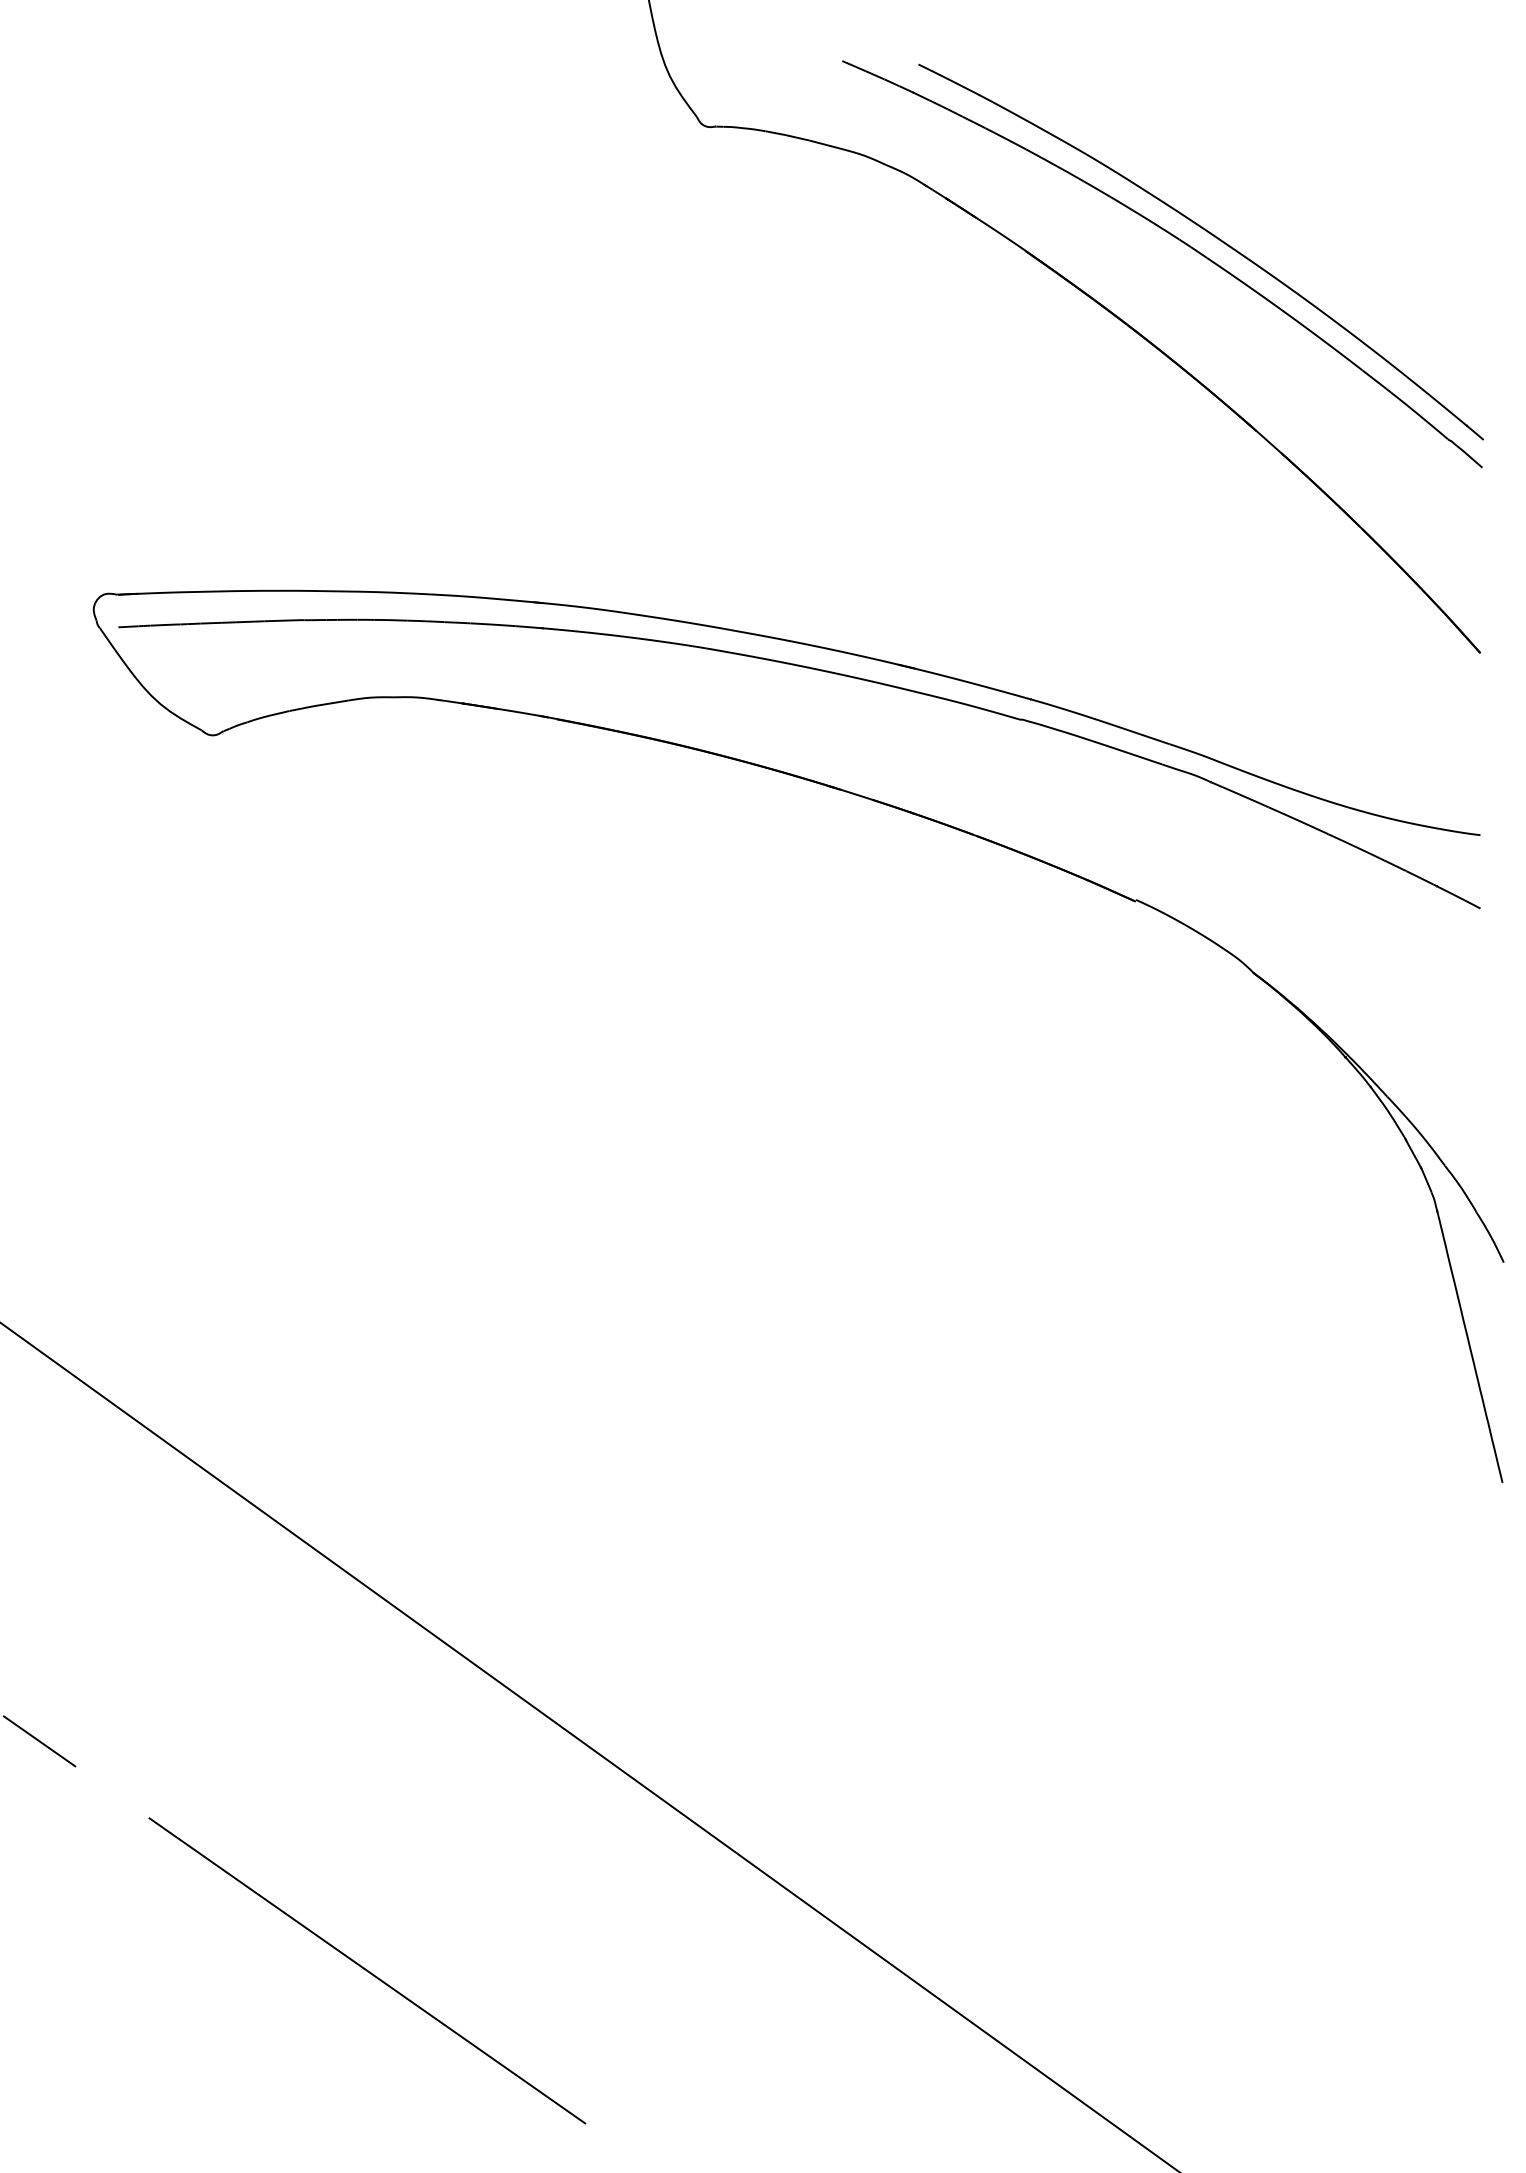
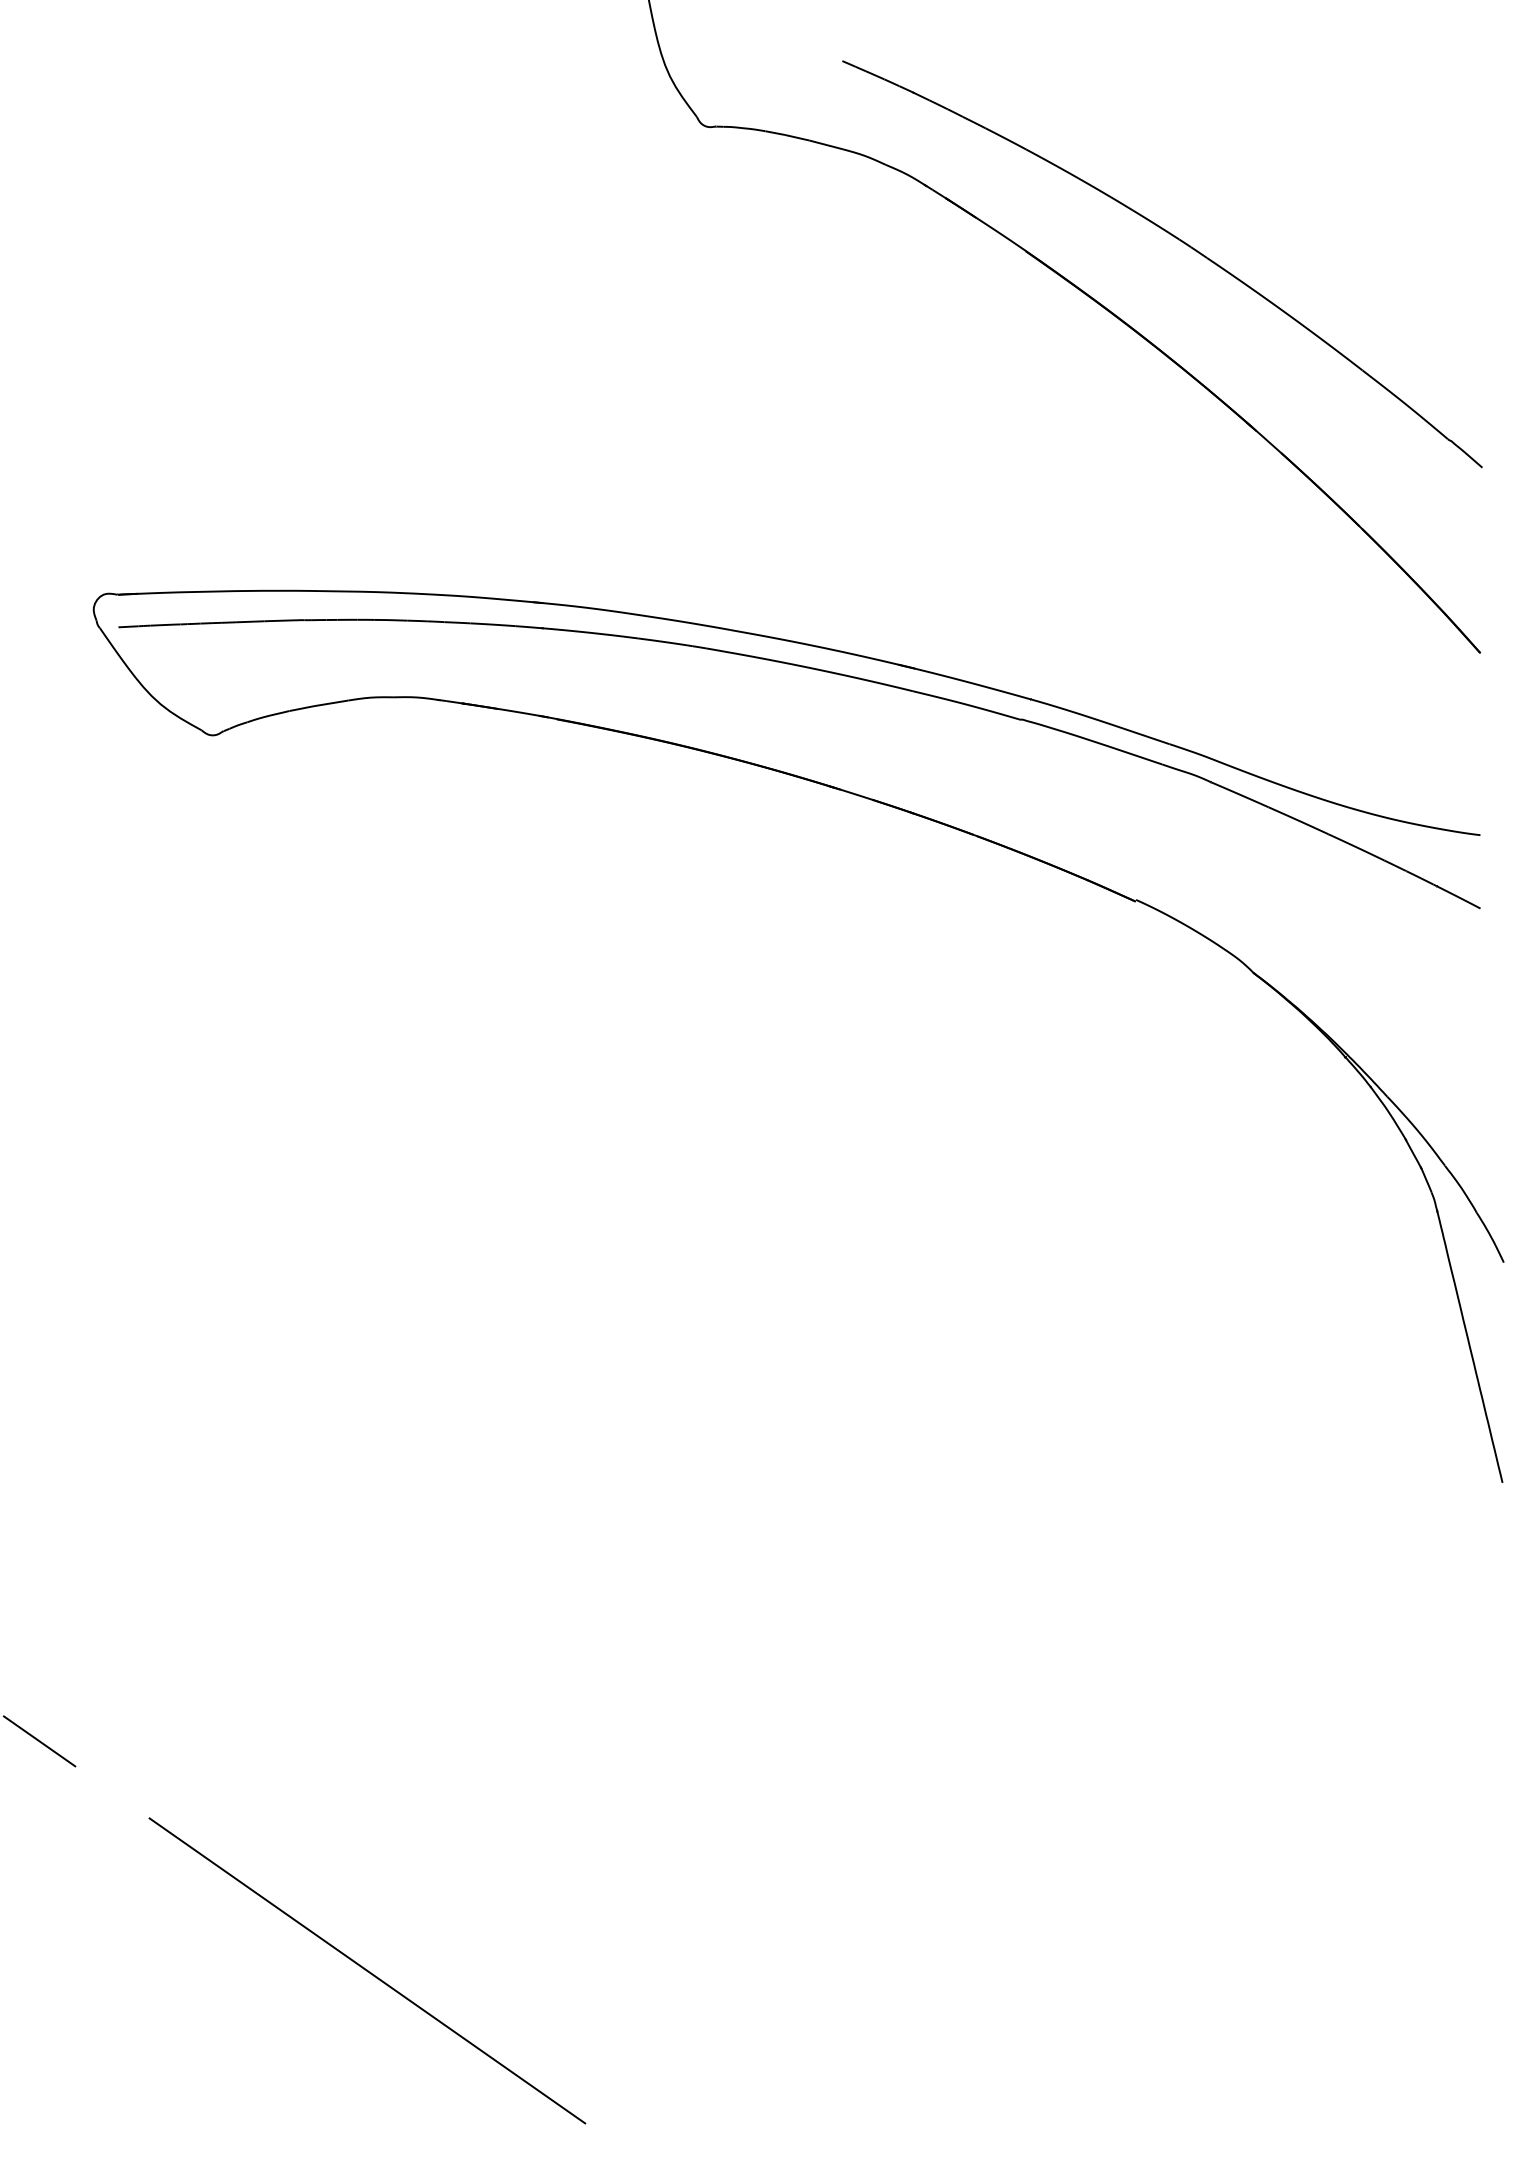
part: present -> none (1211, 235)
line: present -> none (588, 1746)
